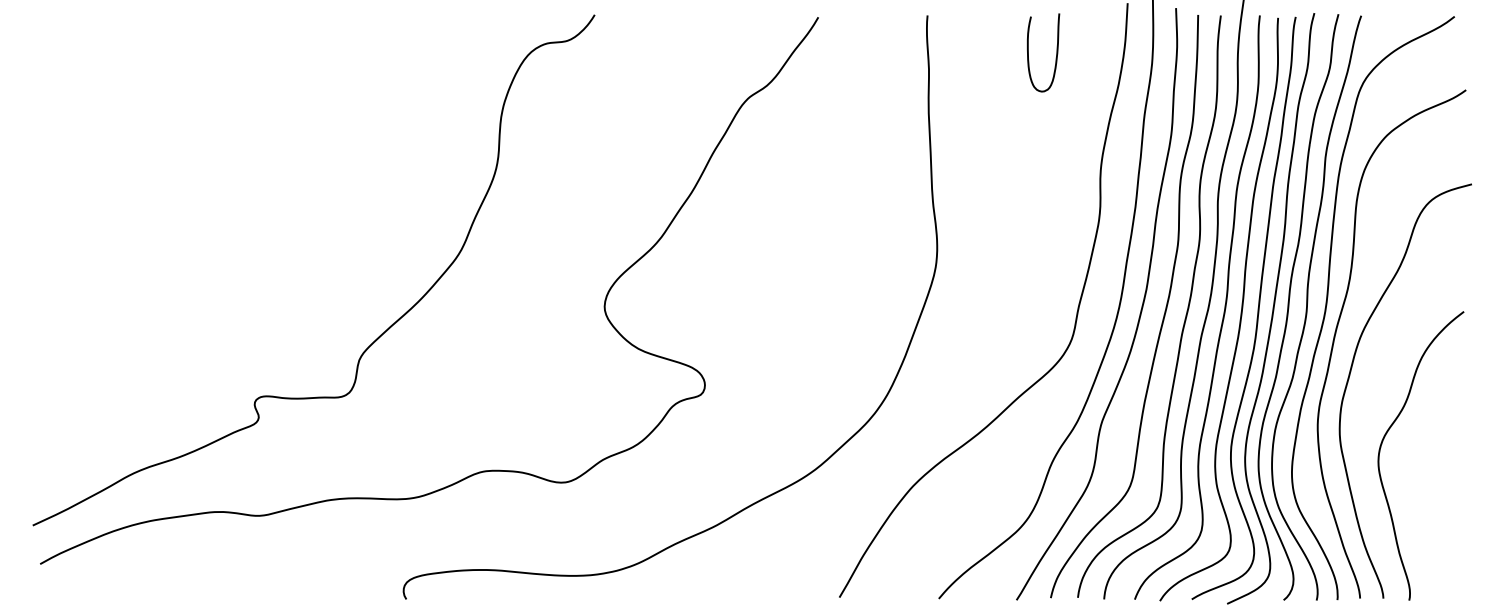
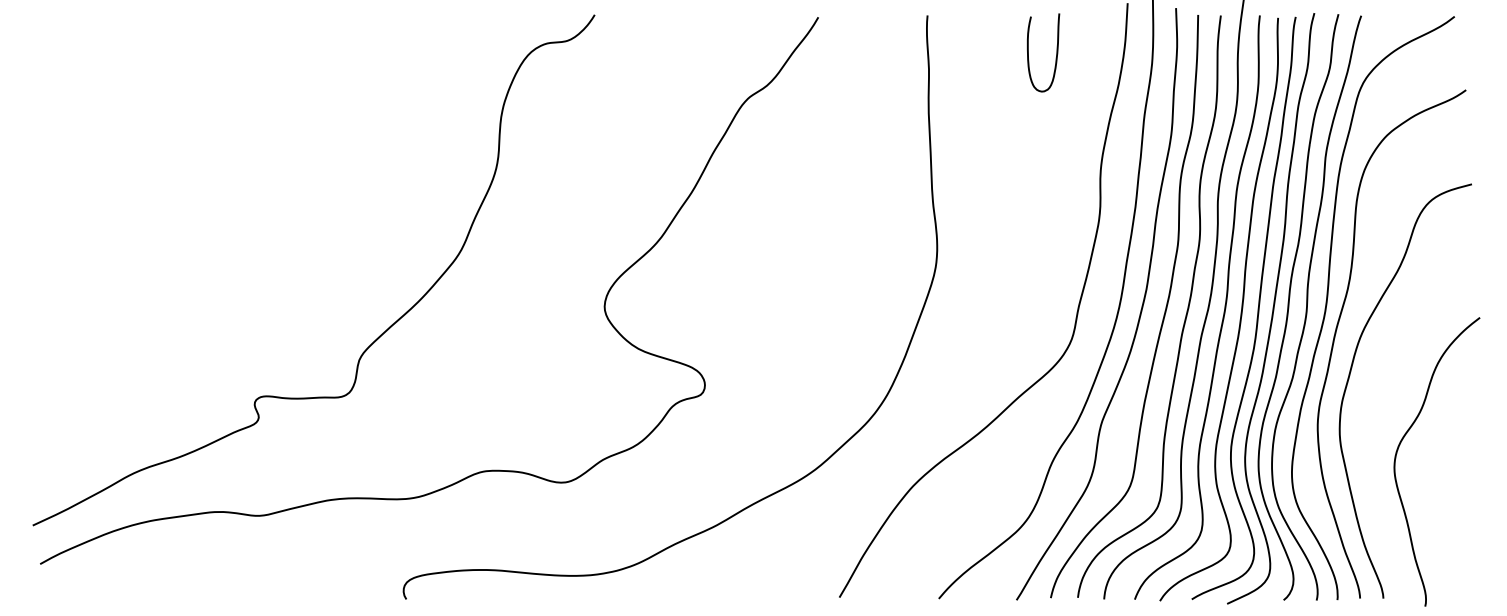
curve position: (1384, 439) -> (1400, 445) (1400, 445)
